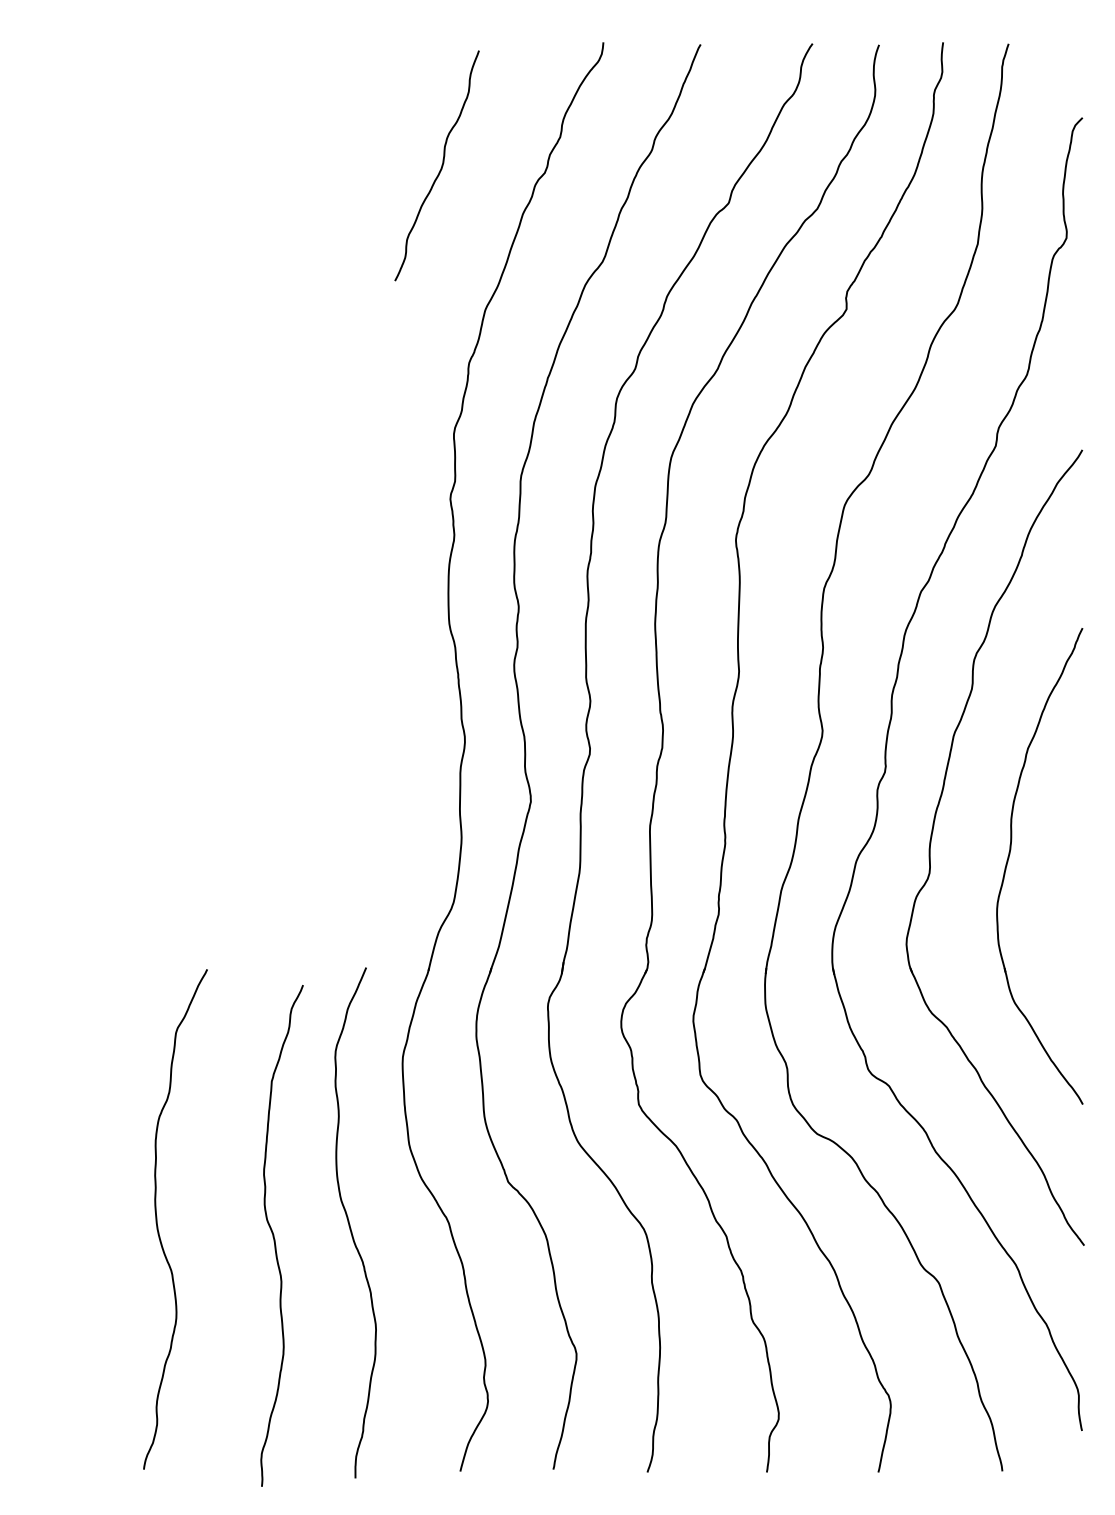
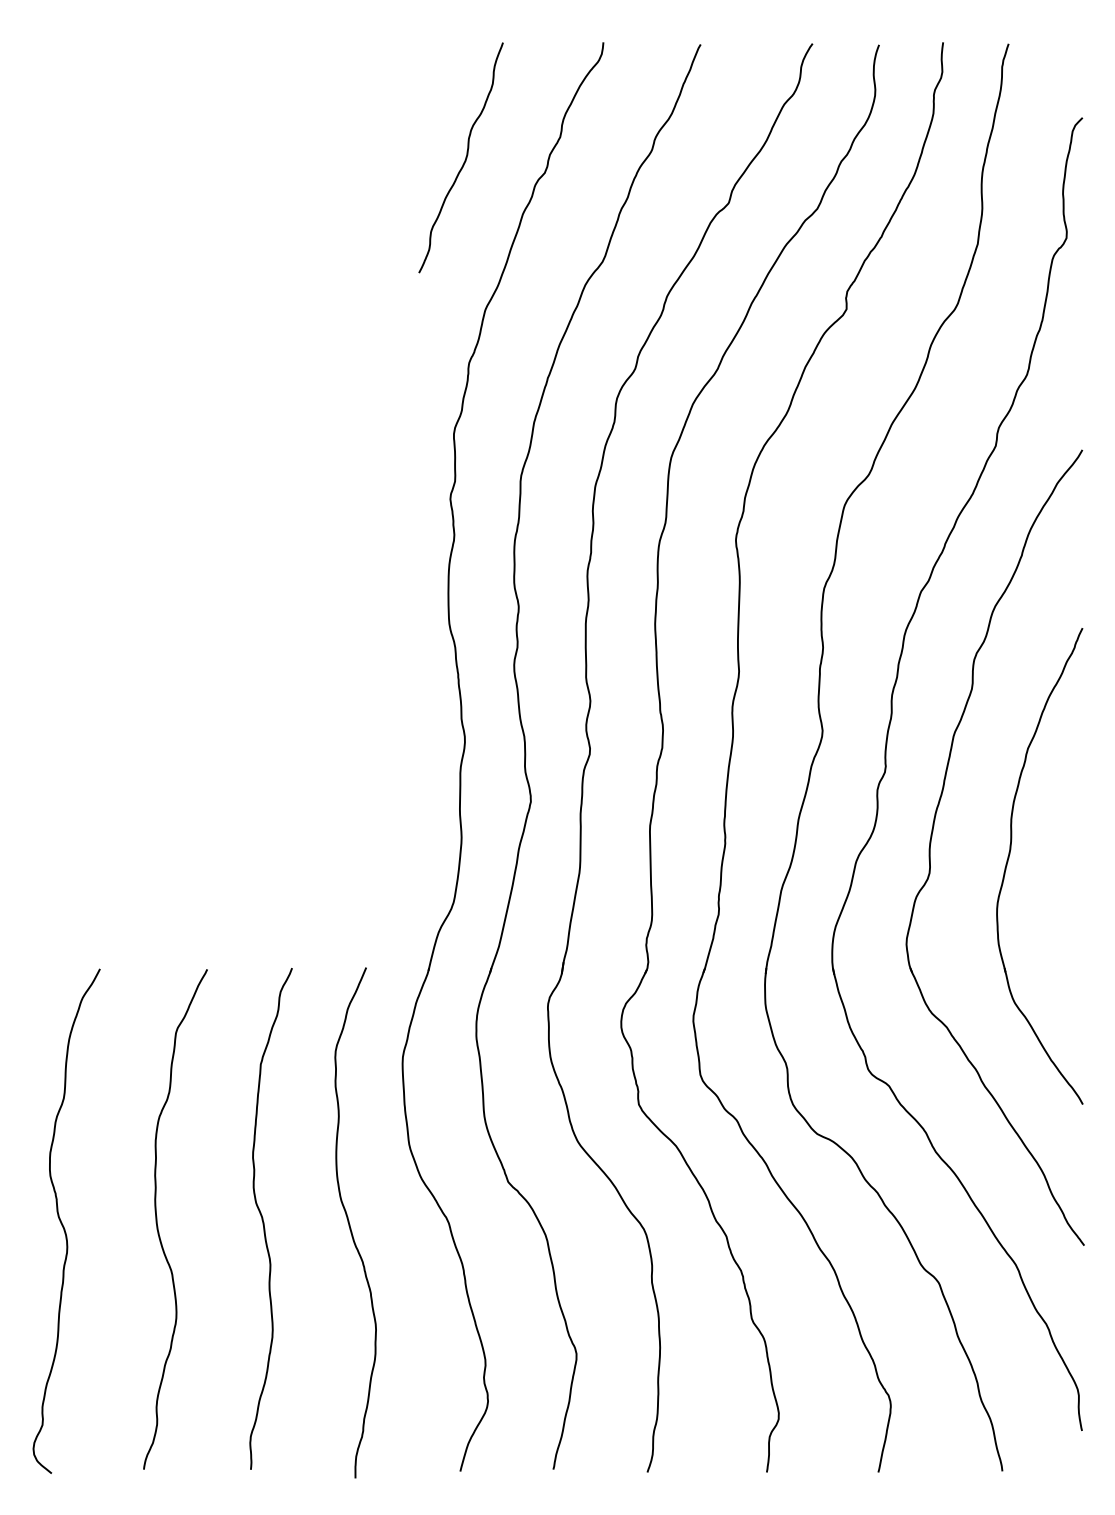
curve position: (441, 165) -> (465, 157) (465, 157)
curve: none -> present (62, 1222)
curve position: (274, 1235) -> (263, 1218) (263, 1218)
